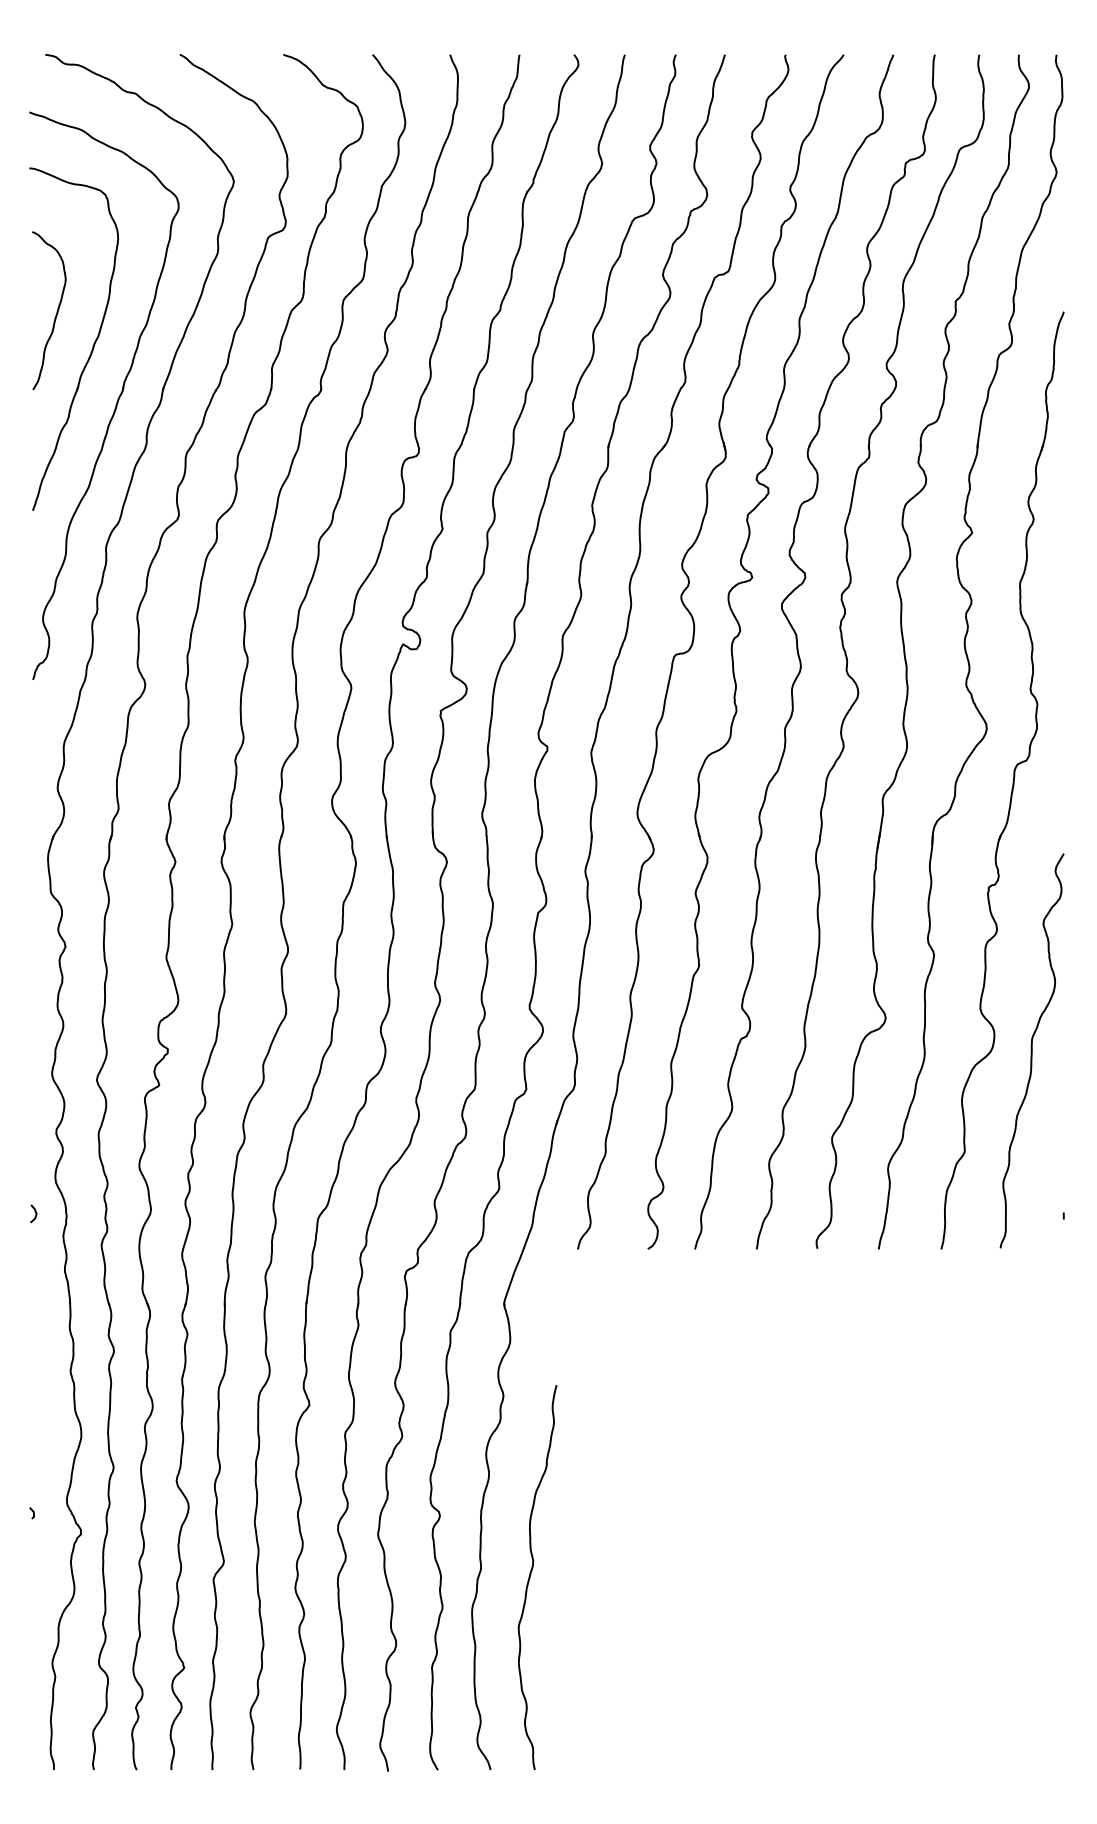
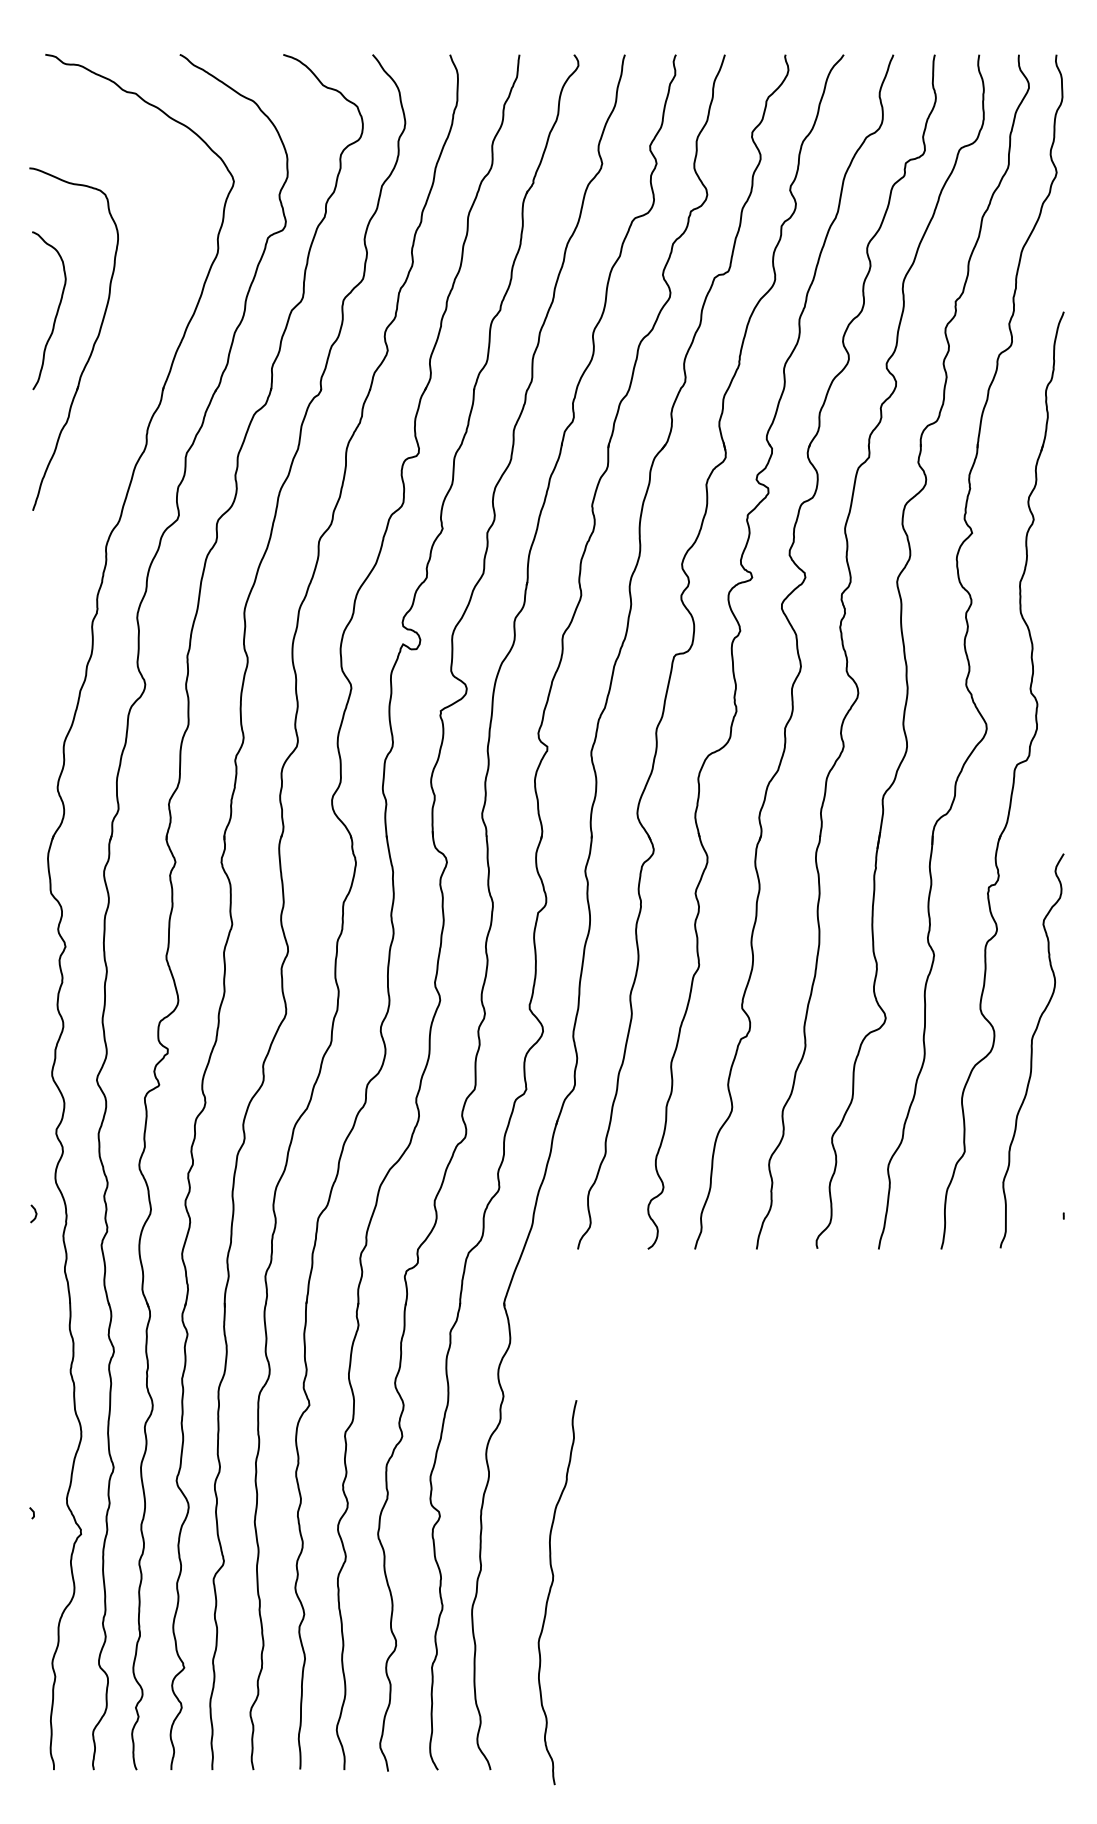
part: present -> none (117, 398)
curve position: (531, 1574) -> (551, 1589) (551, 1589)
